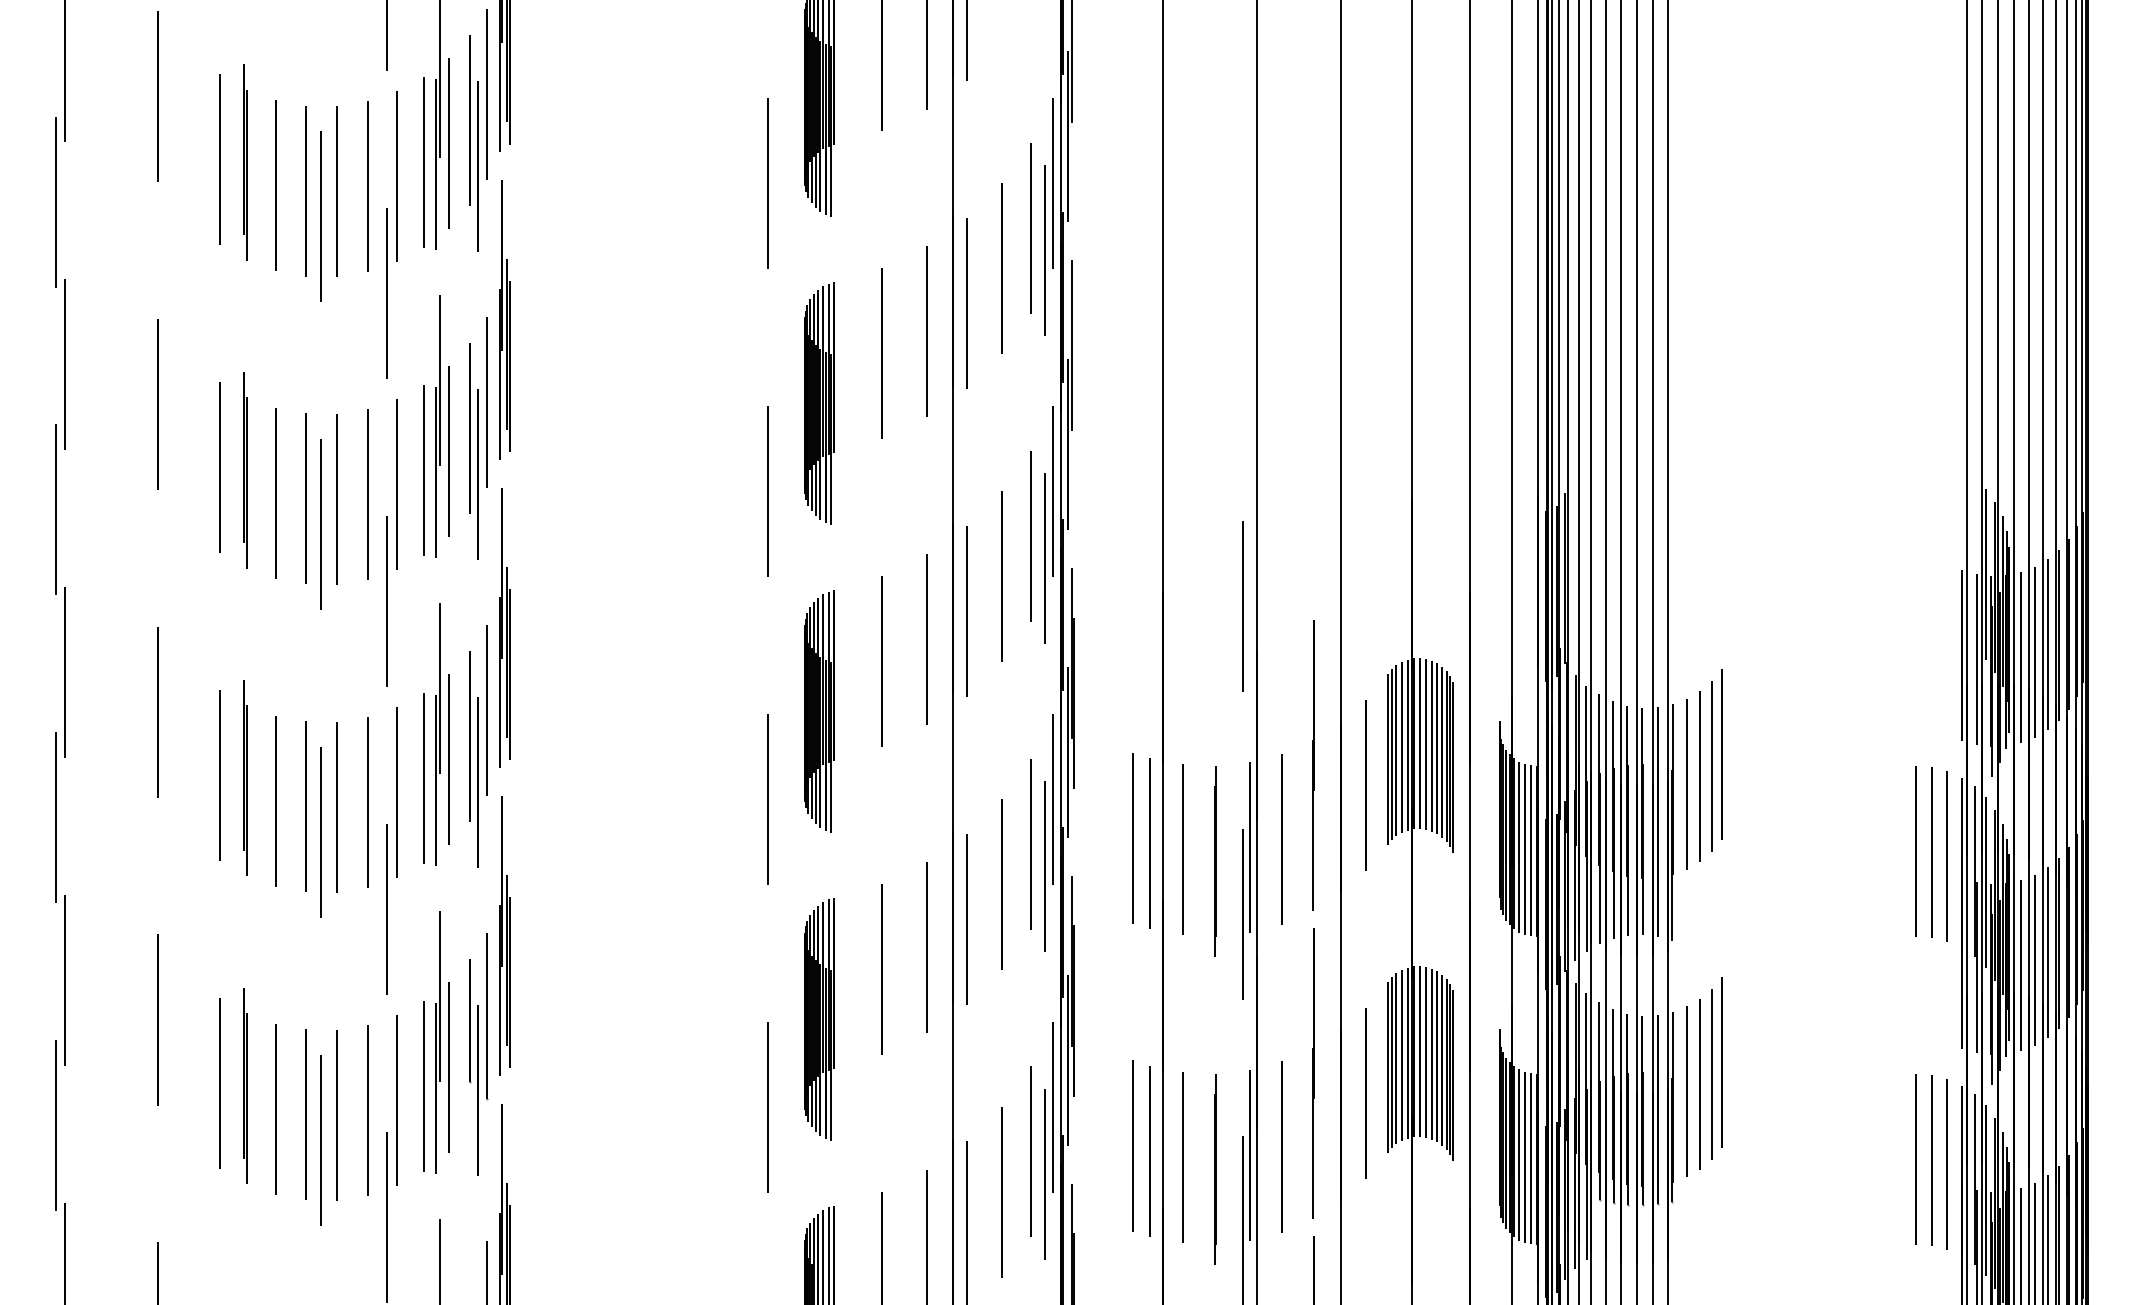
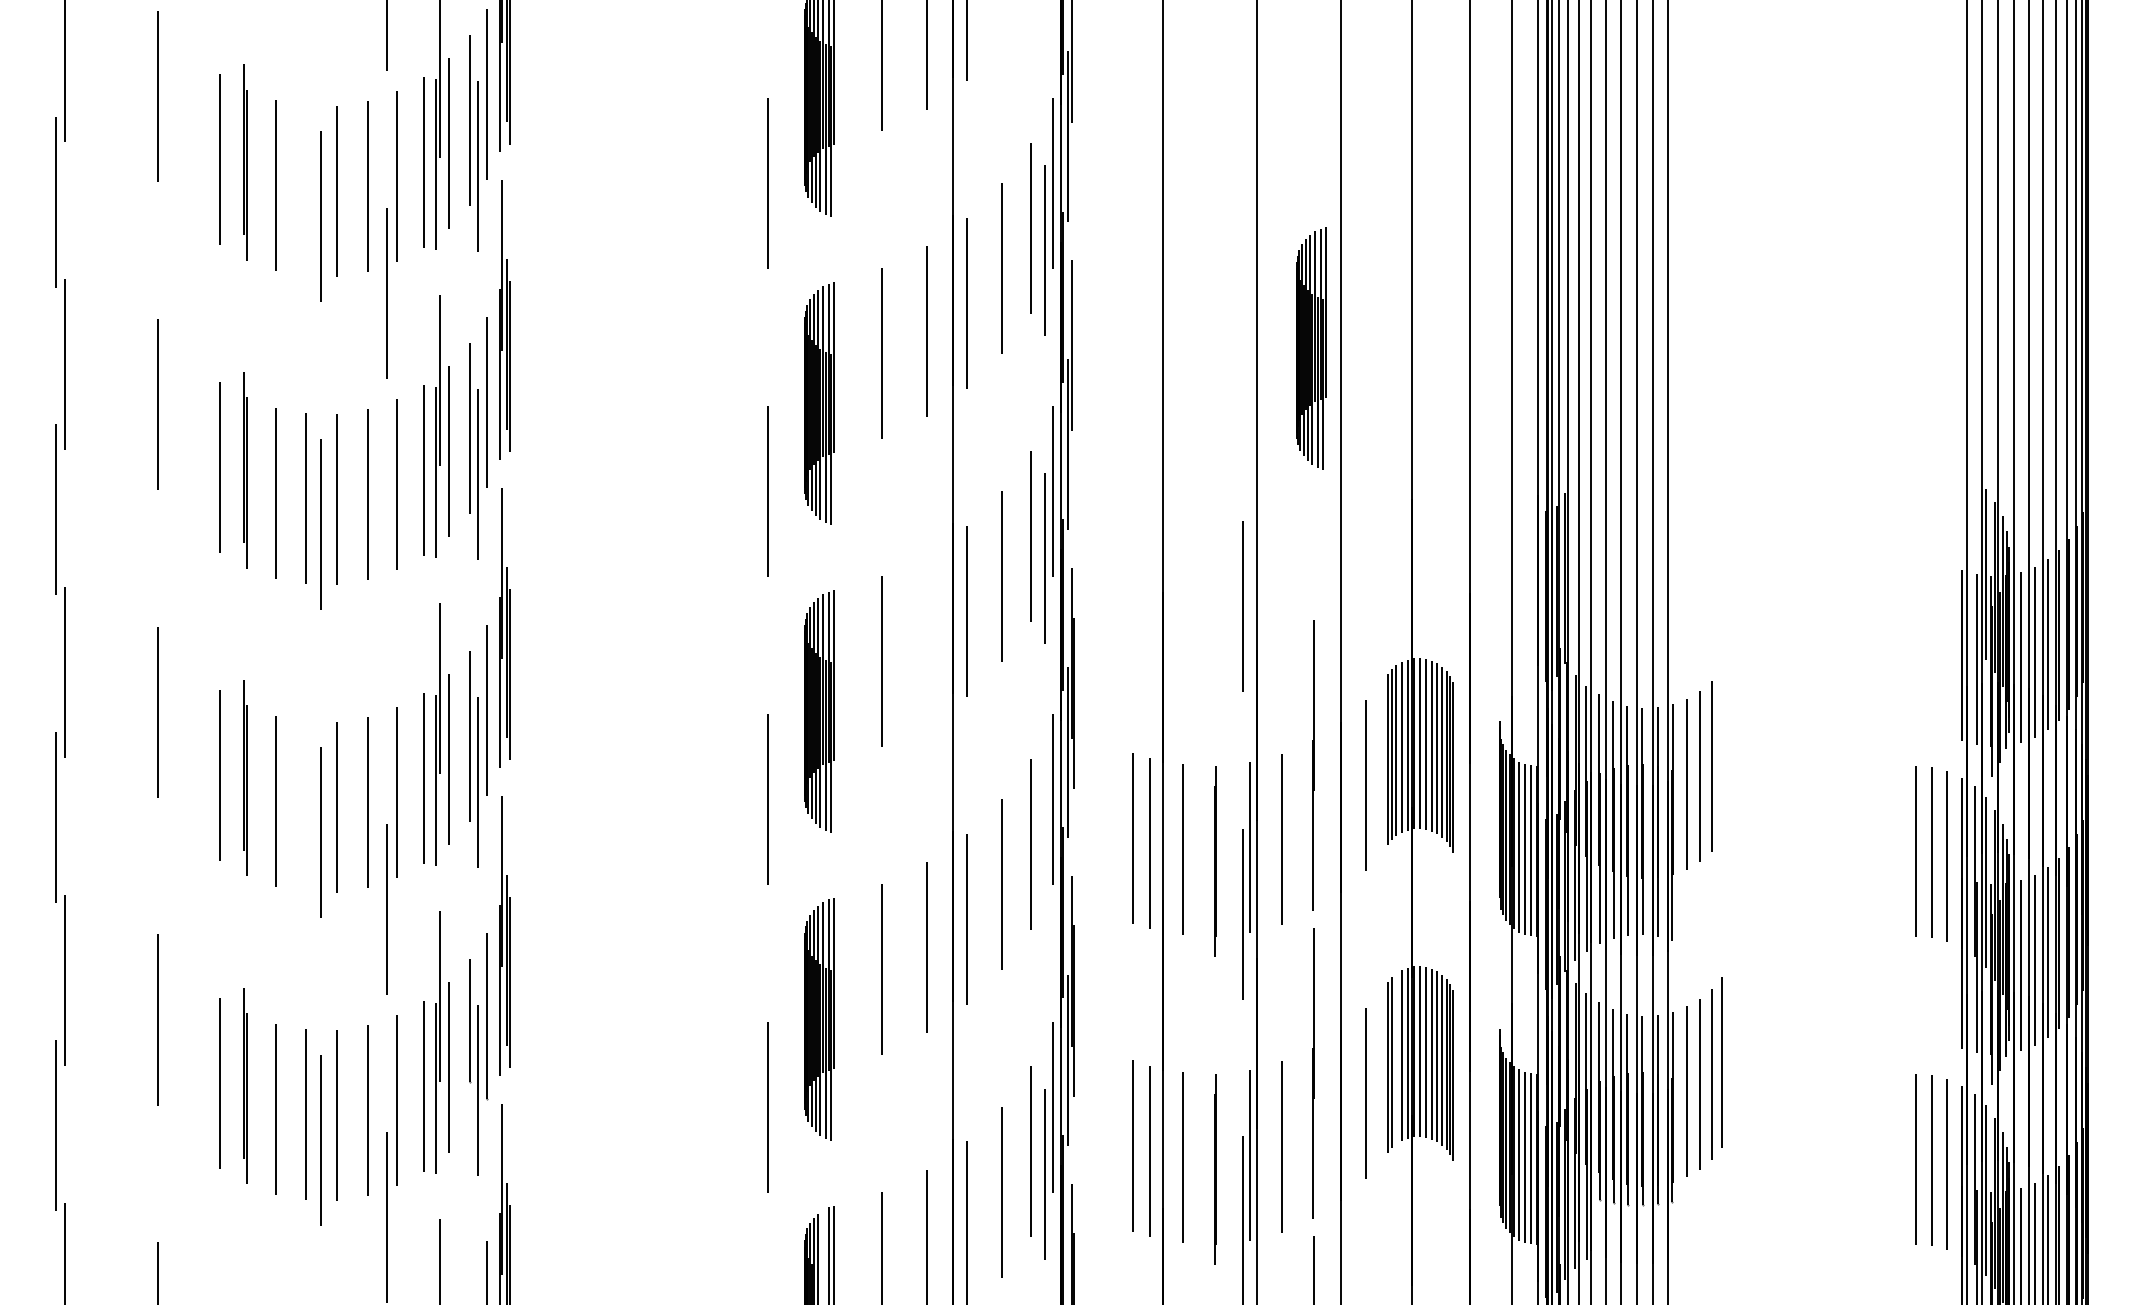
line: present -> none (306, 190)
part: none -> present (1311, 348)
line: present -> none (386, 601)
line: present -> none (926, 639)
line: present -> none (1722, 754)
line: present -> none (306, 806)
line: present -> none (1044, 866)
line: present -> none (1396, 1058)
line: present -> none (822, 1255)
